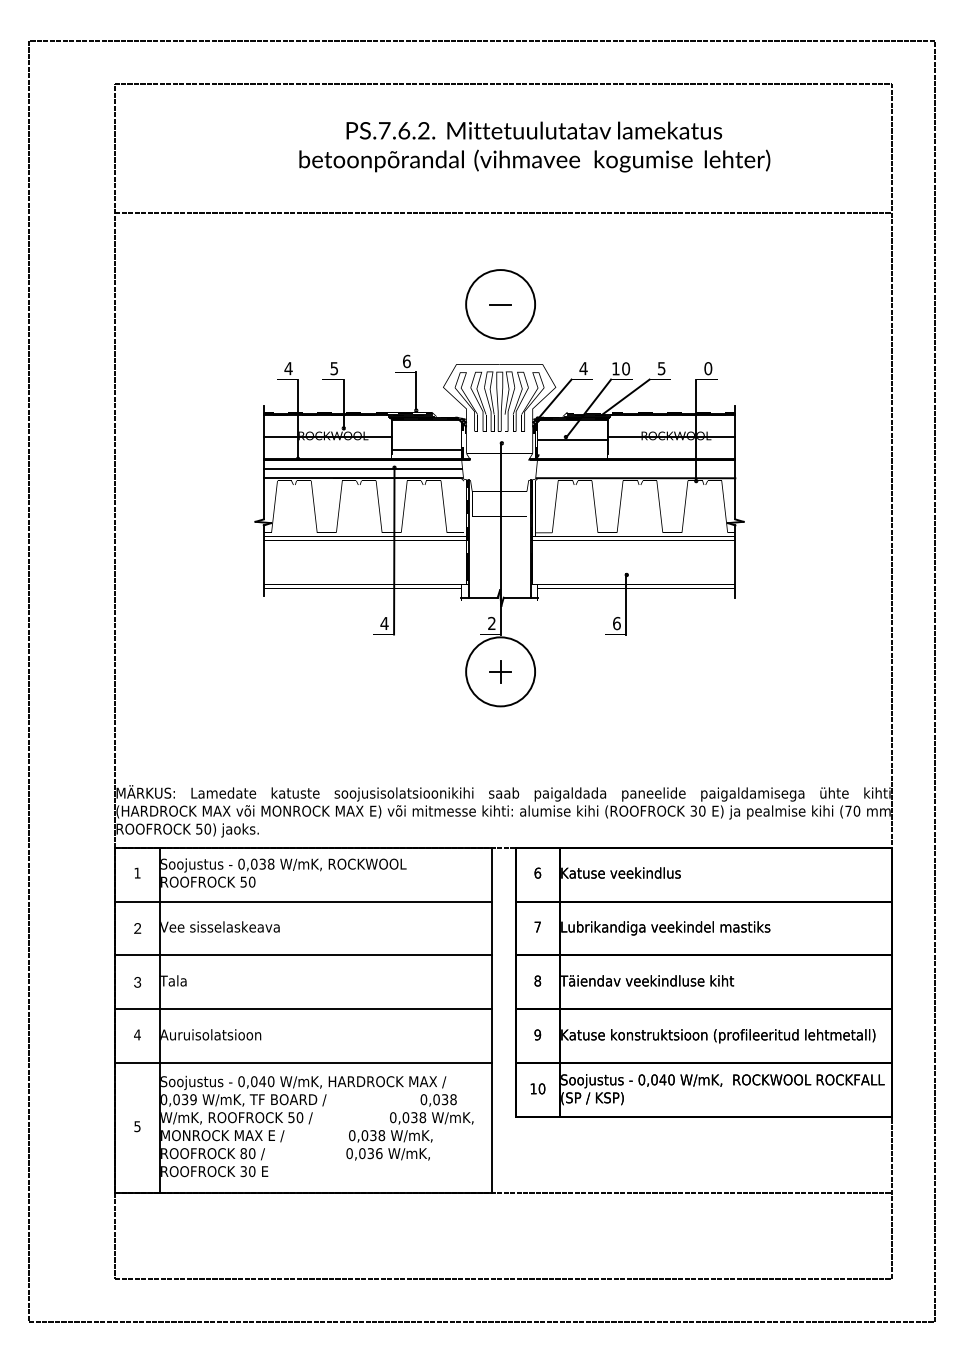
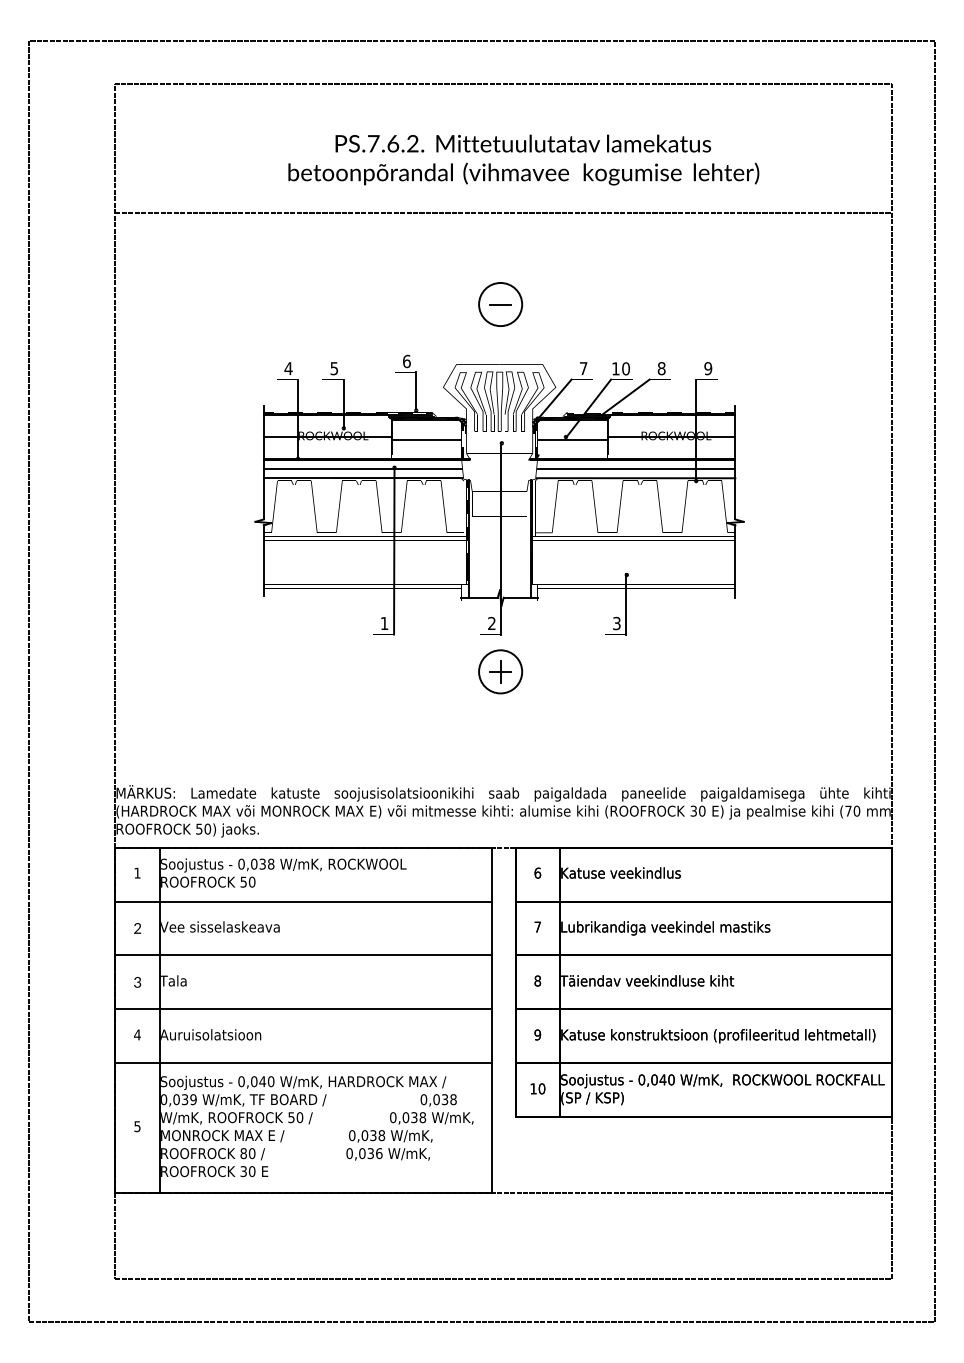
text position: (534, 146) -> (523, 159) (523, 159)
circle diameter: 69 px -> 43 px (500, 304)
text: 4 -> 7 (583, 368)
text: 5 -> 8 (661, 368)
text: 0 -> 9 (708, 368)
line position: (426, 450) -> (426, 440) (426, 440)
line: none -> present (636, 469)
text: 4 -> 1 (384, 623)
text: 6 -> 3 (616, 623)
circle diameter: 69 px -> 43 px (500, 671)
